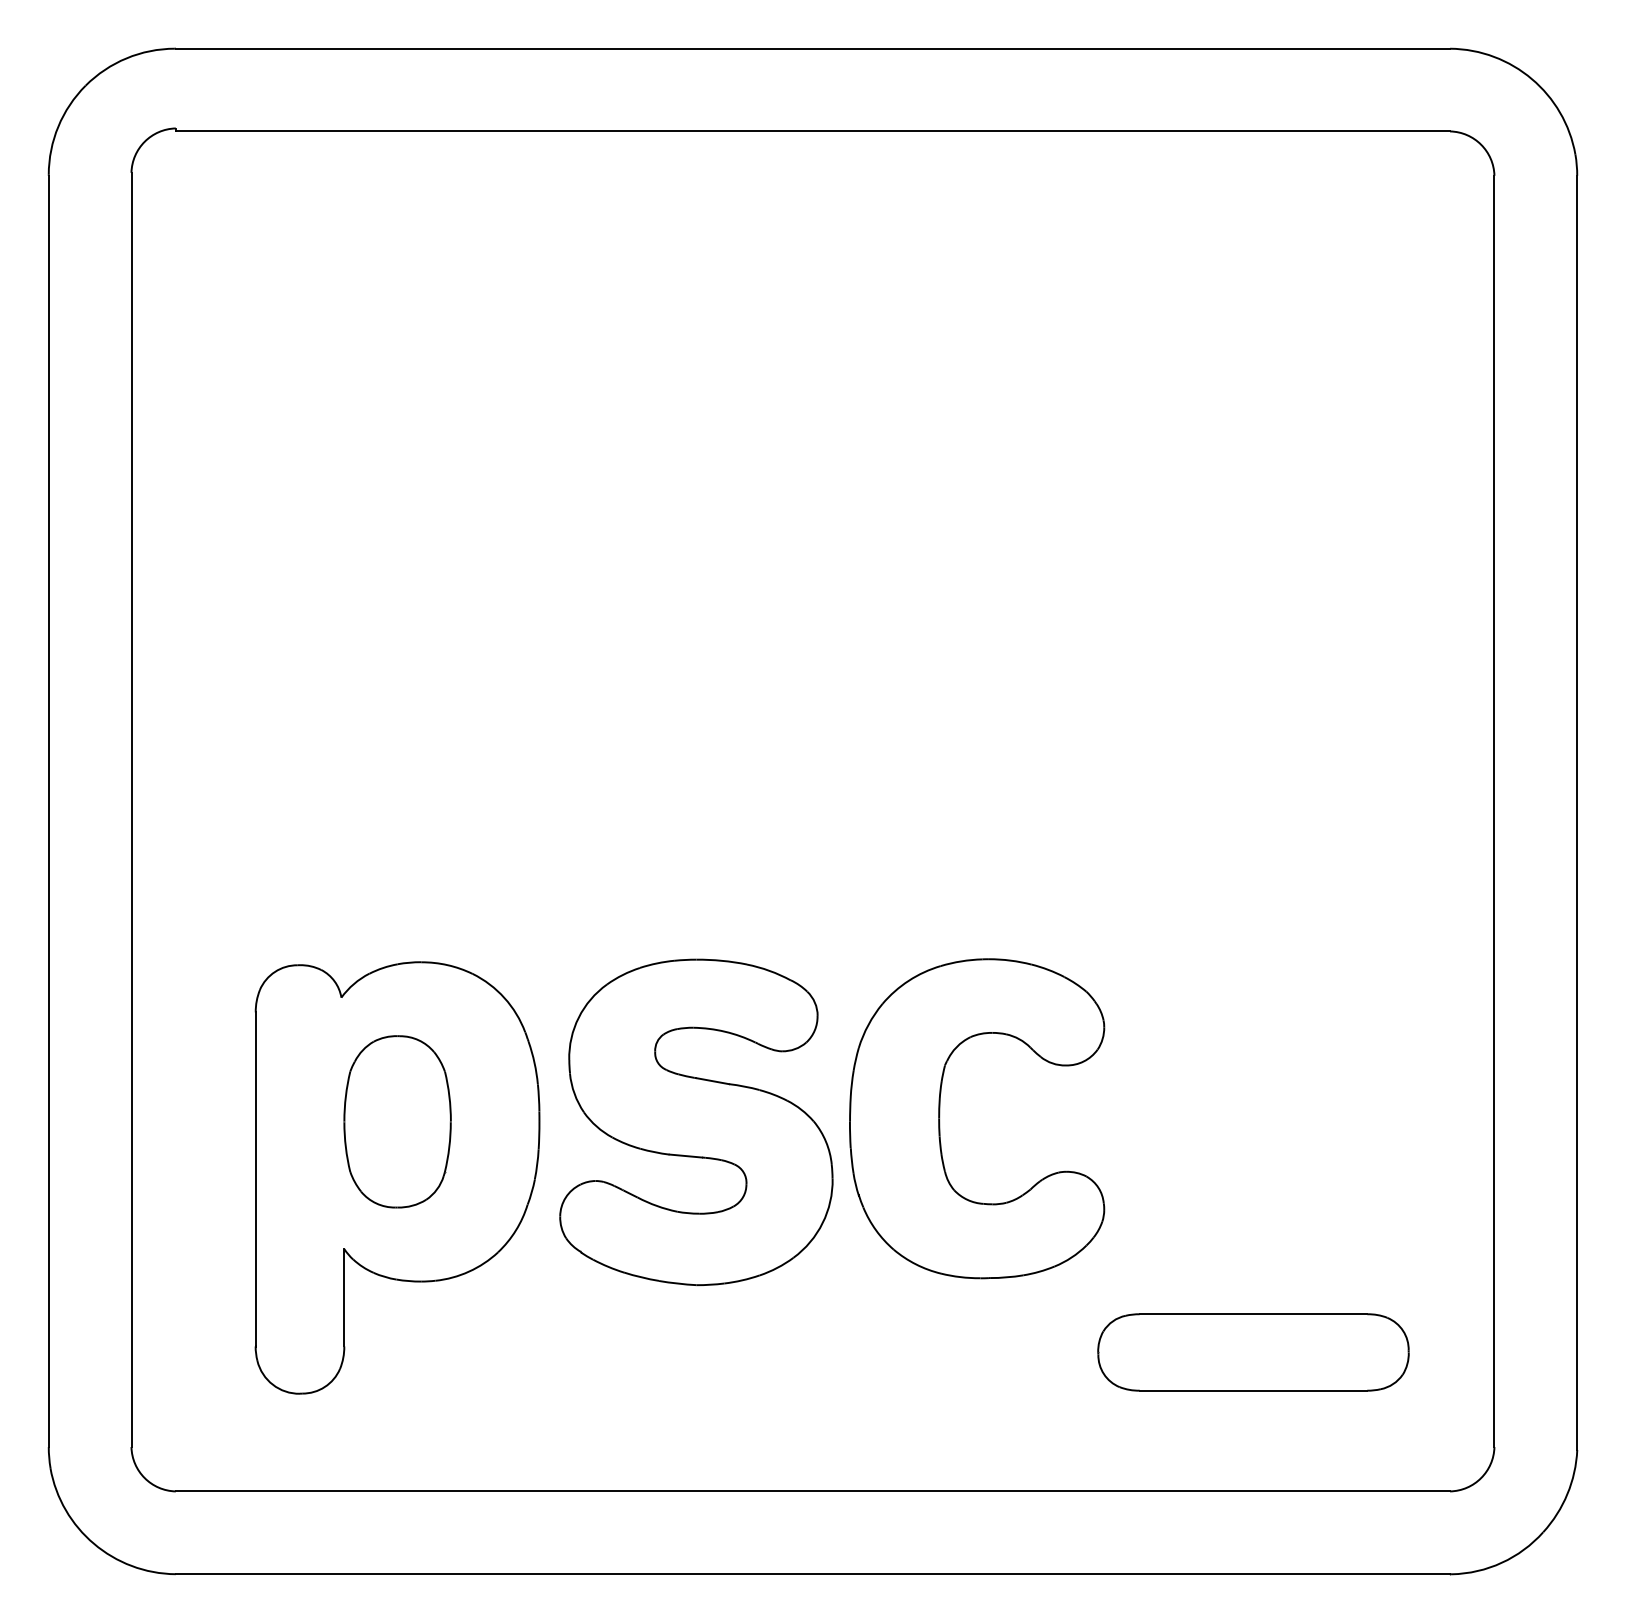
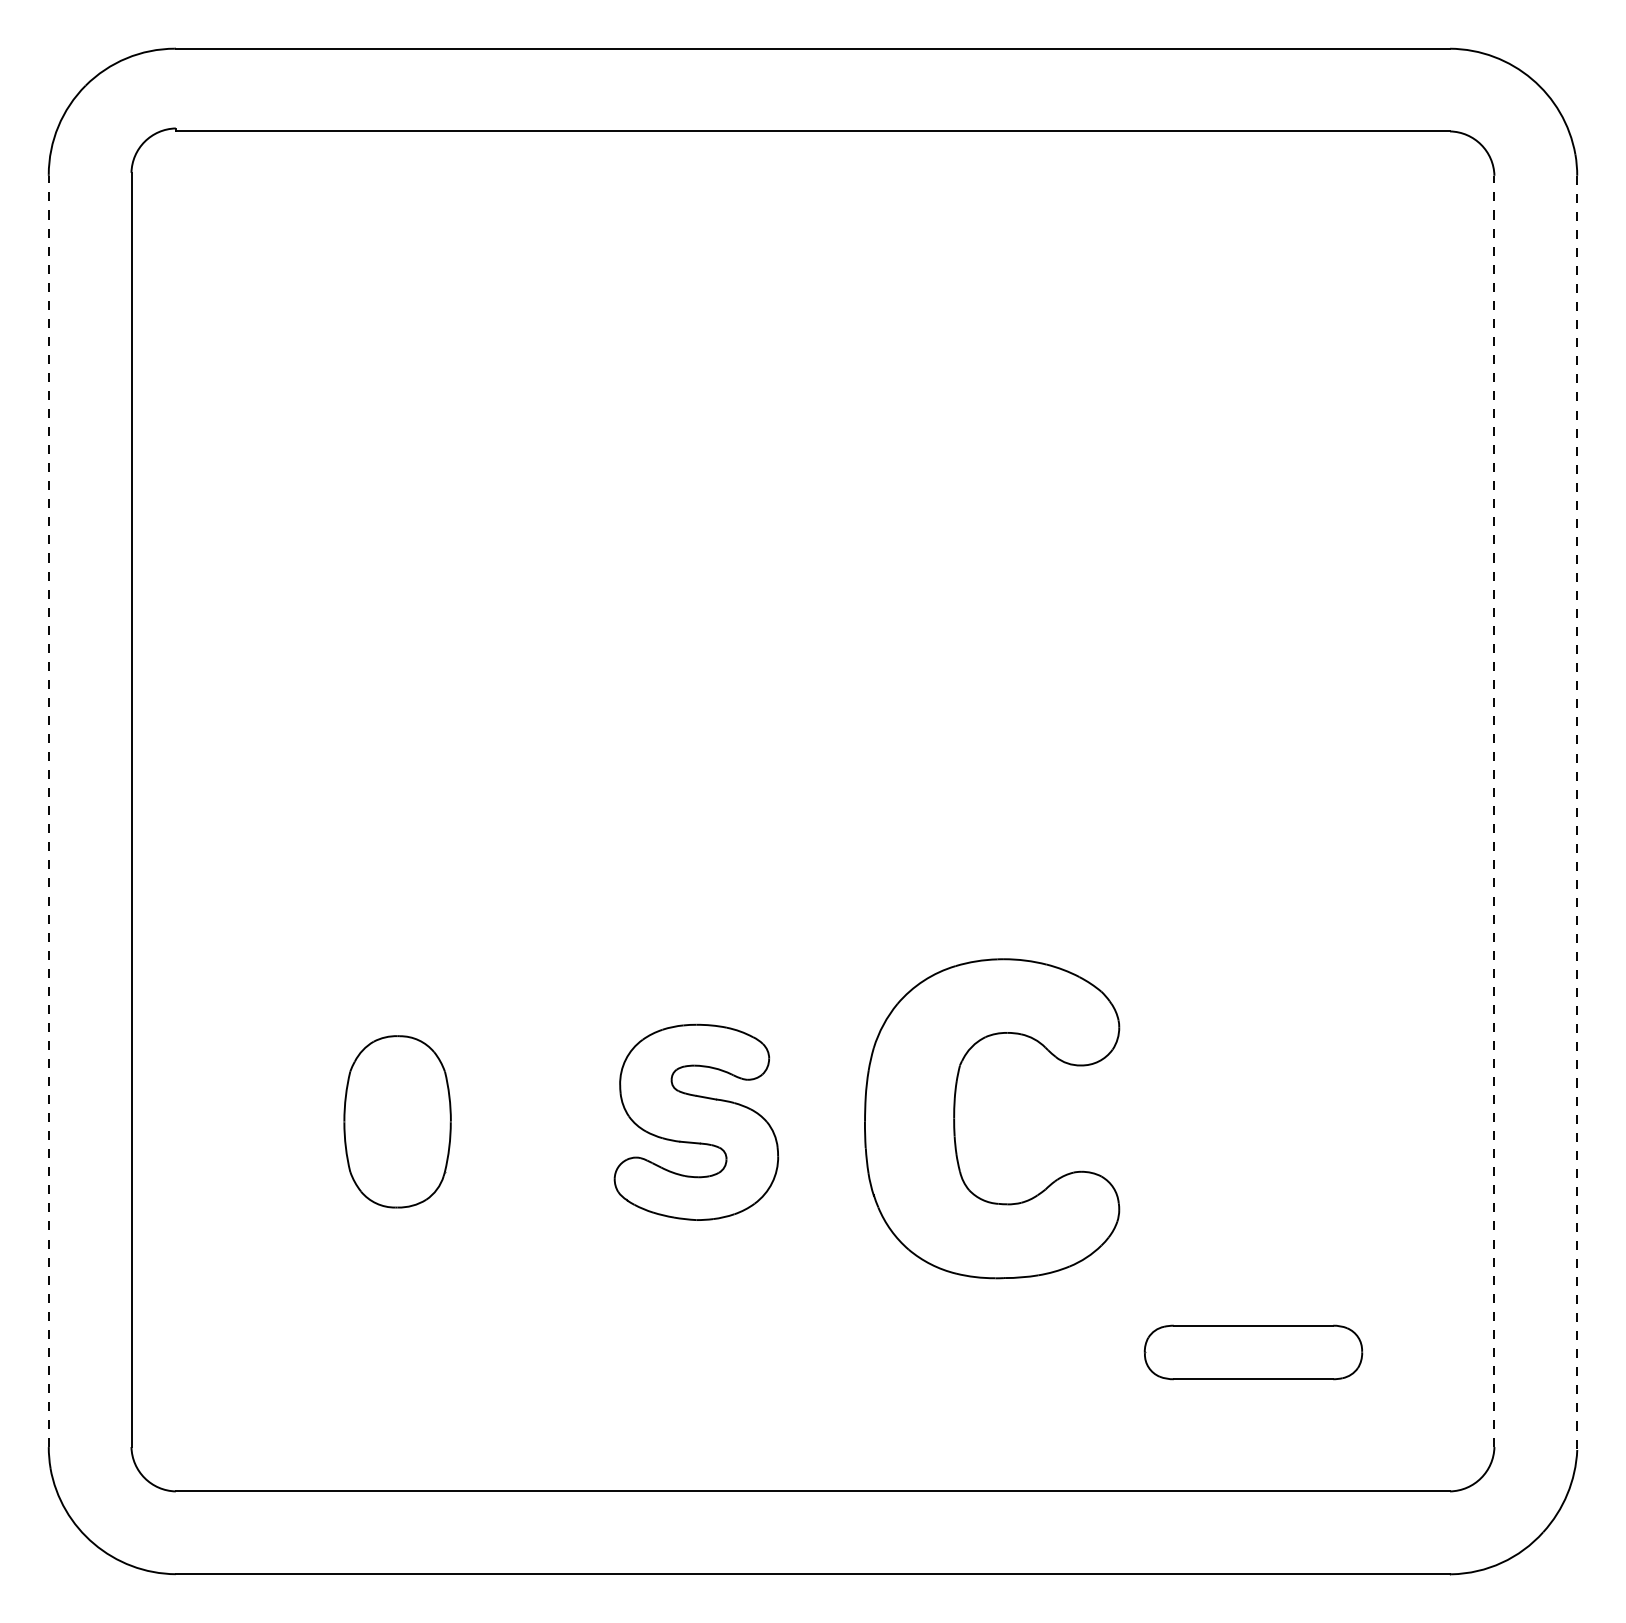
line: solid -> dashed (48, 811)
line: solid -> dashed (1494, 811)
line: solid -> dashed (1577, 813)
part position: (940, 1118) -> (955, 1118) (955, 1118)
part size: 275x329 px -> 167x198 px (696, 1121)
part: present -> none (397, 1177)
part size: 313x79 px -> 221x57 px (1253, 1352)
